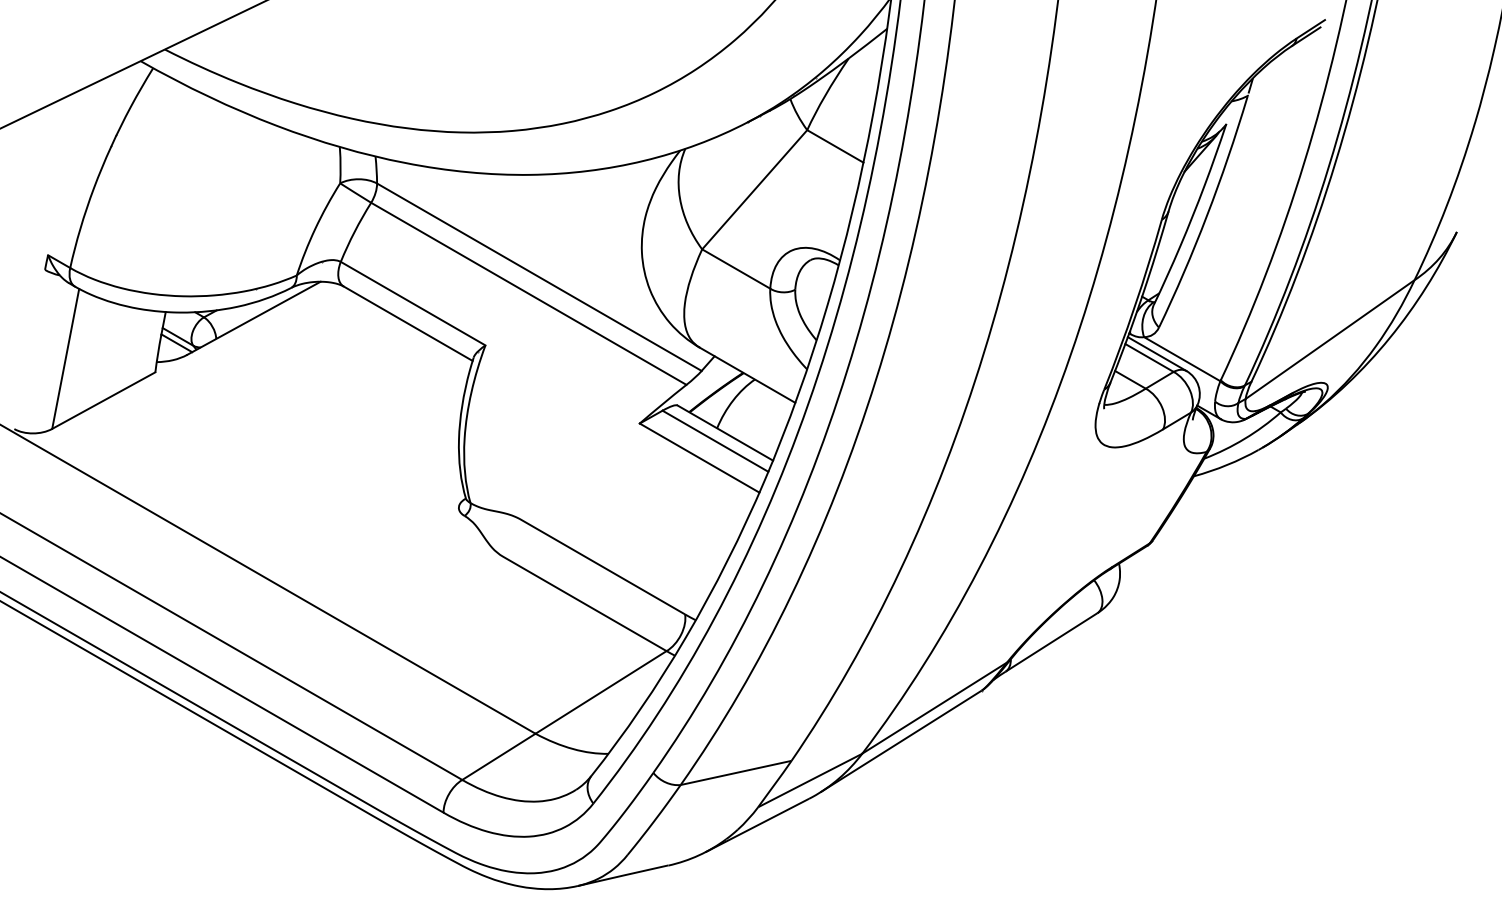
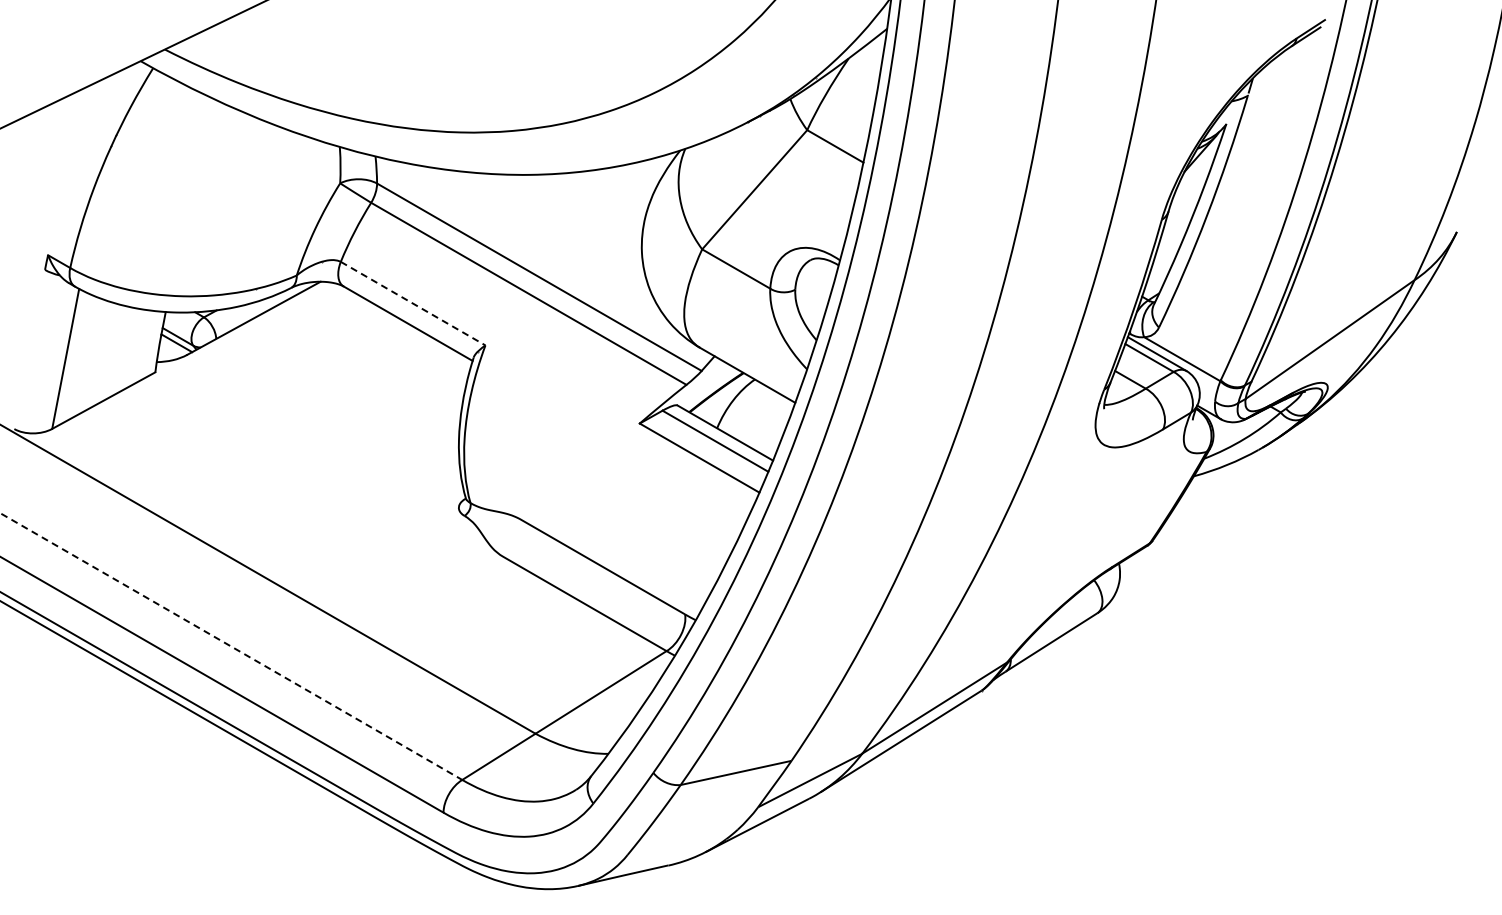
line: solid -> dashed (413, 303)
line: solid -> dashed (231, 646)
